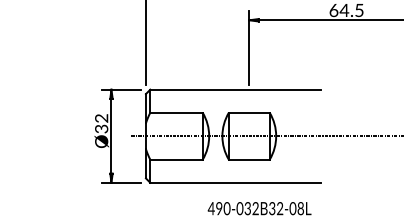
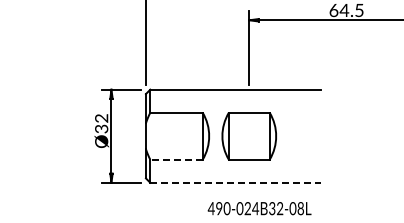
line: present -> none (265, 136)
line: solid -> dashed (176, 159)
line: solid -> dashed (235, 182)
text: 490-032B32-08L -> 490-024B32-08L (251, 208)
